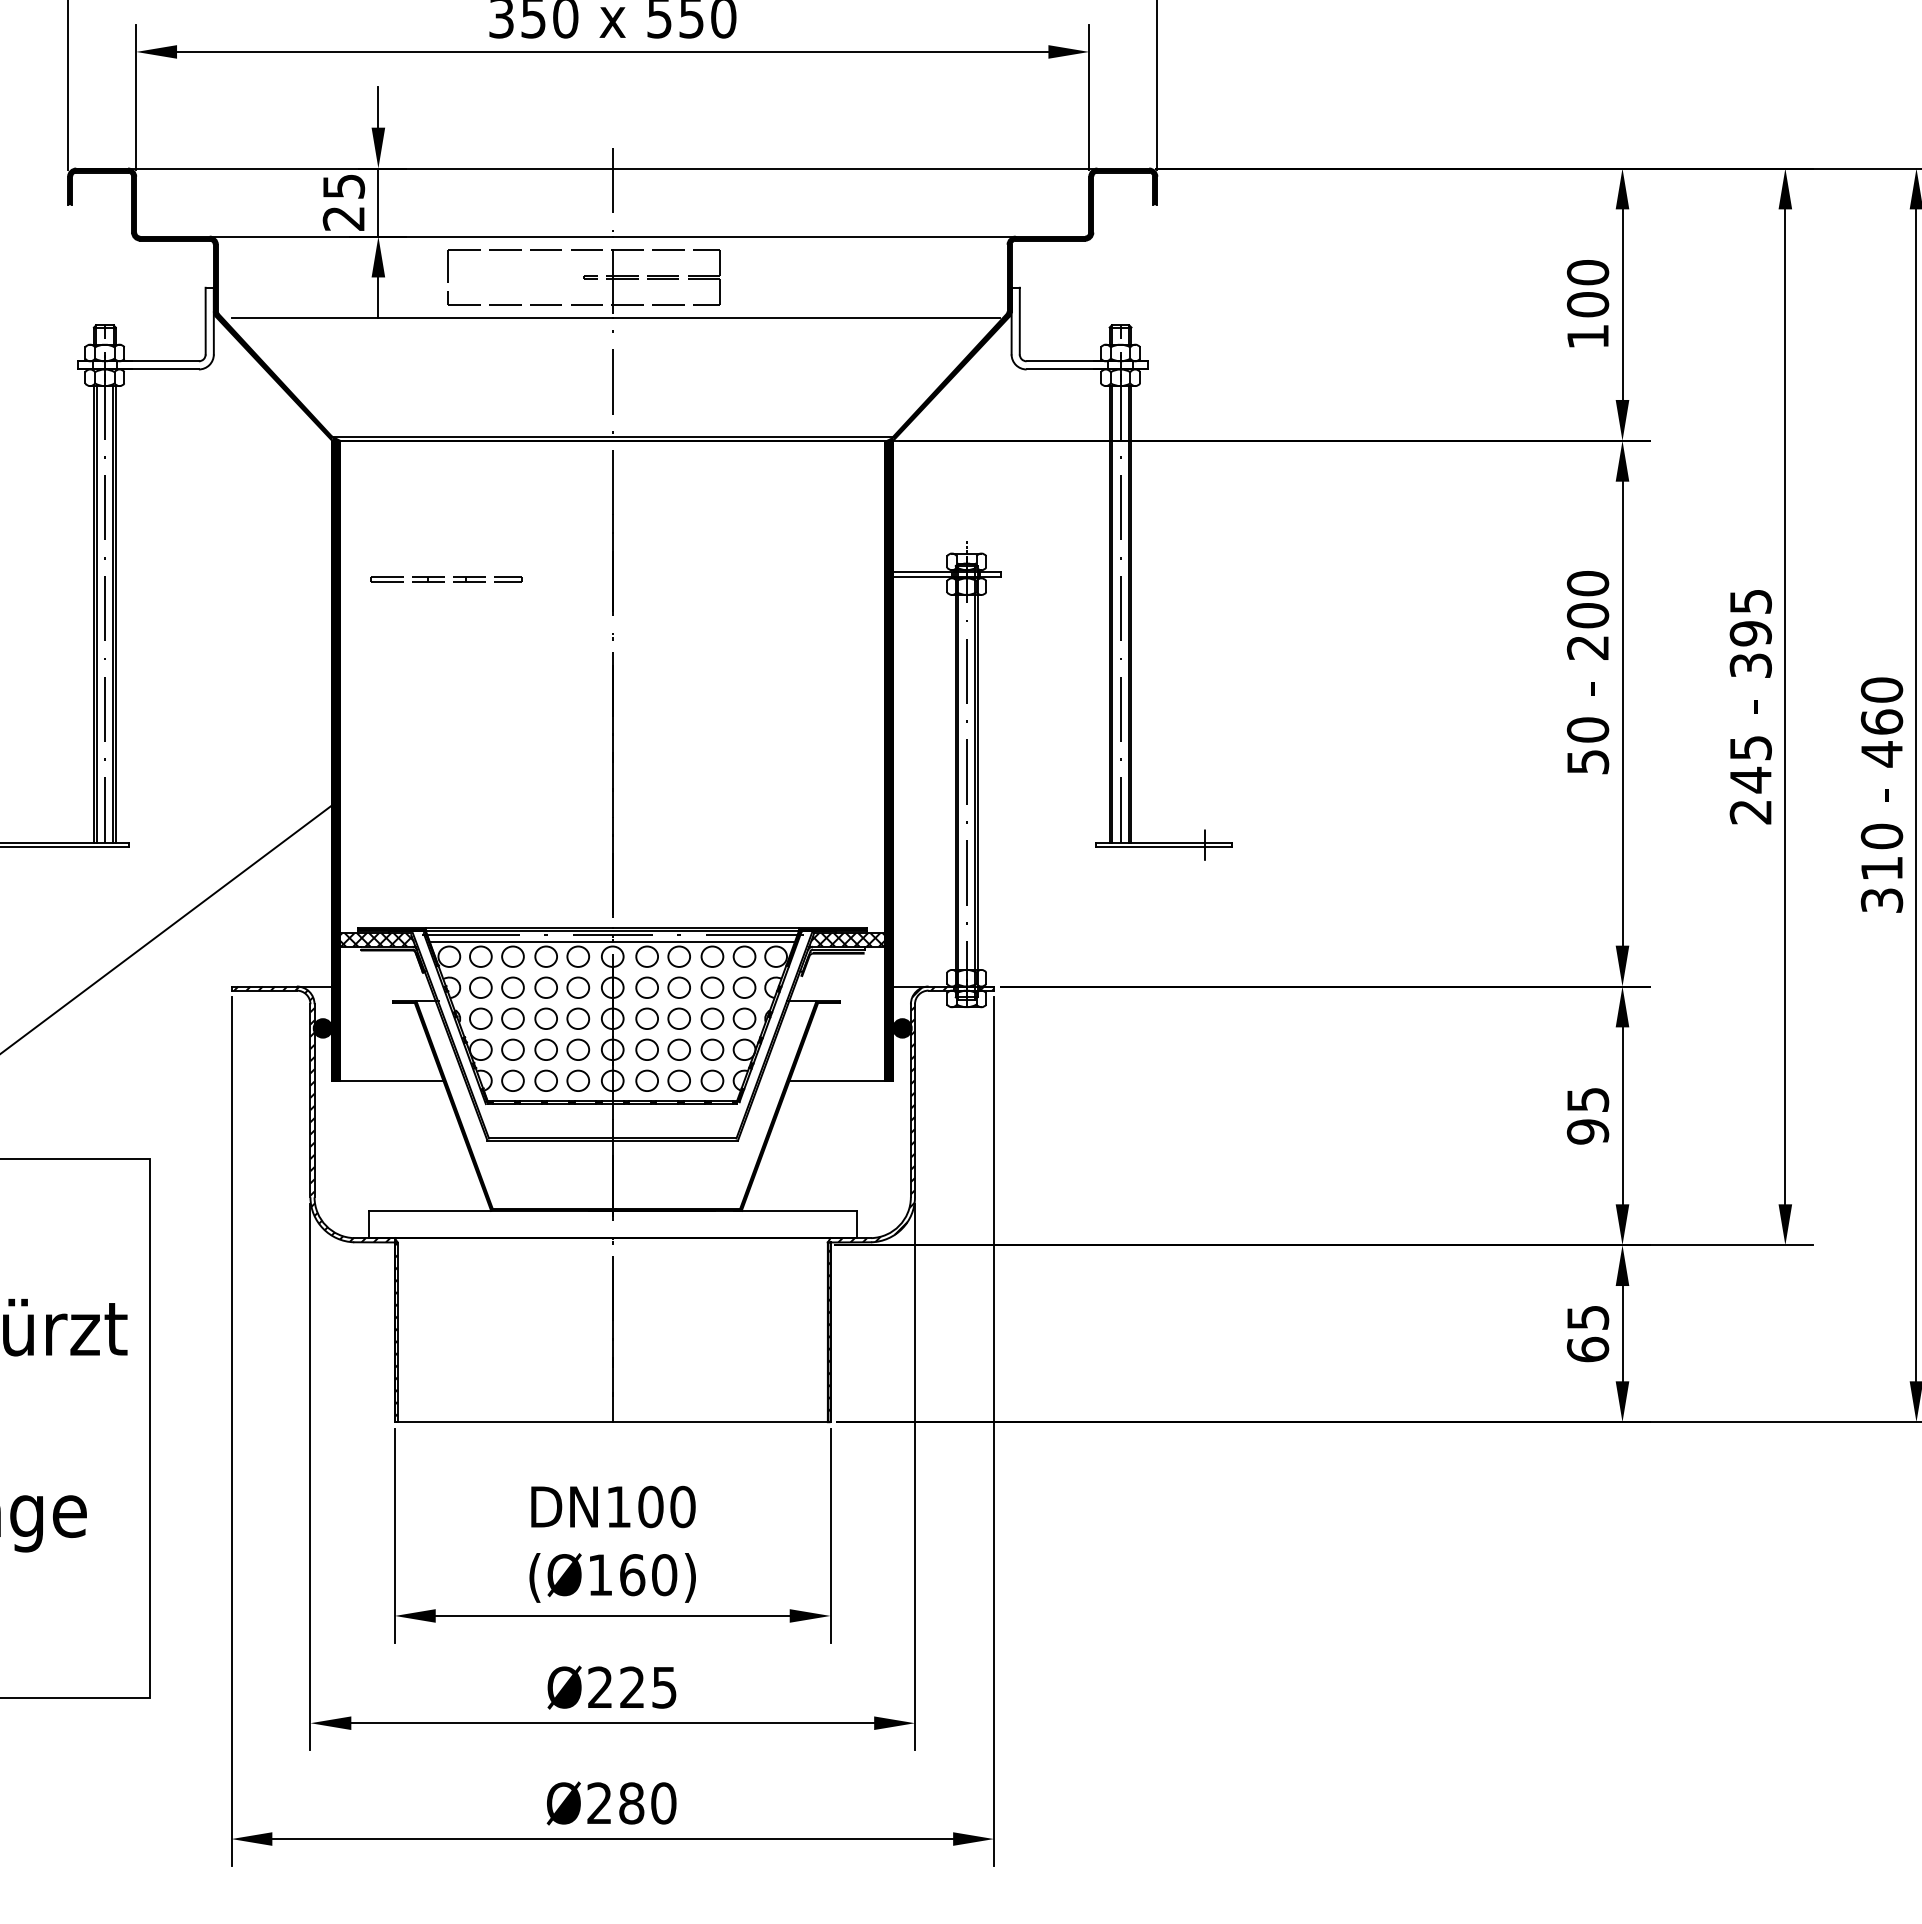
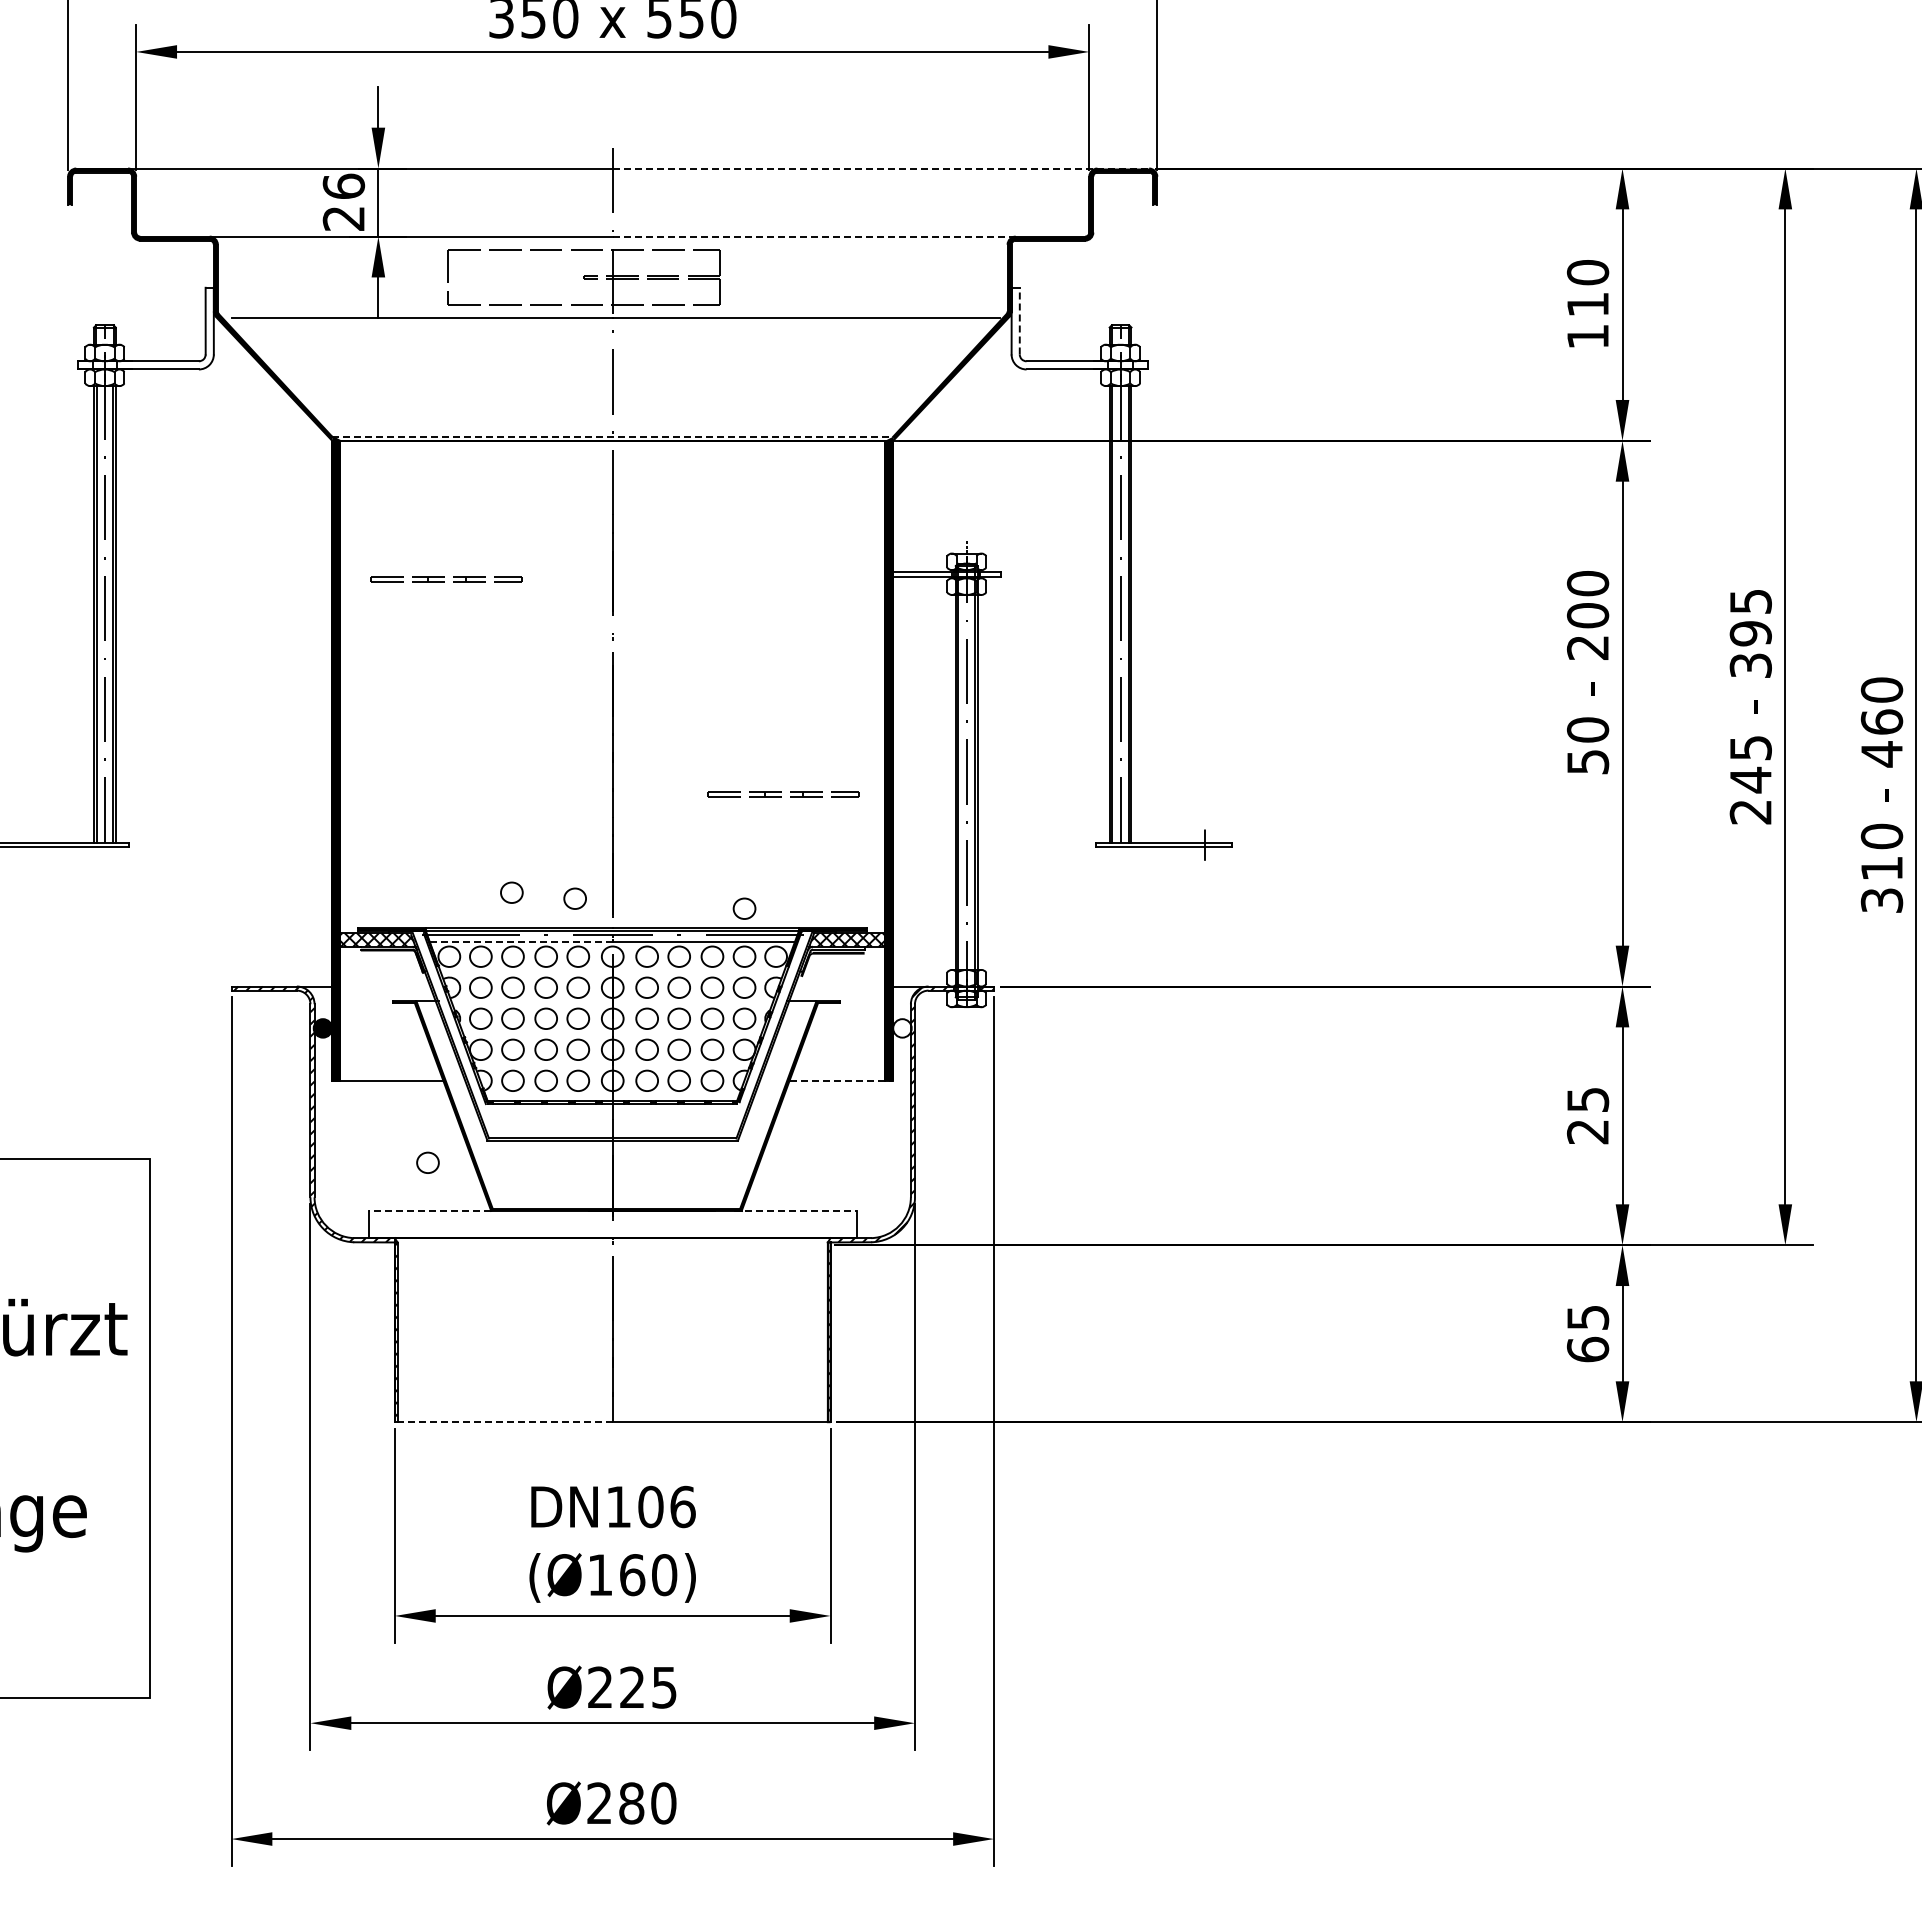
line: solid -> dashed (881, 168)
text: 25 -> 26 (343, 185)
line: solid -> dashed (814, 236)
text: 100 -> 110 (1587, 304)
line: solid -> dashed (1019, 320)
line: solid -> dashed (613, 436)
part: none -> present (783, 794)
part: none -> present (511, 892)
part: none -> present (574, 898)
part: none -> present (744, 908)
line: present -> none (170, 926)
line: solid -> dashed (522, 941)
fill: present -> none (901, 1028)
line: solid -> dashed (841, 1080)
text: 95 -> 25 (1588, 1131)
part: none -> present (427, 1162)
line: solid -> dashed (429, 1210)
line: solid -> dashed (796, 1210)
line: solid -> dashed (503, 1422)
text: DN100 -> DN106 (682, 1506)
